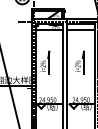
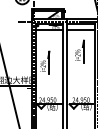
part position: (79, 62) -> (79, 51) (79, 51)
